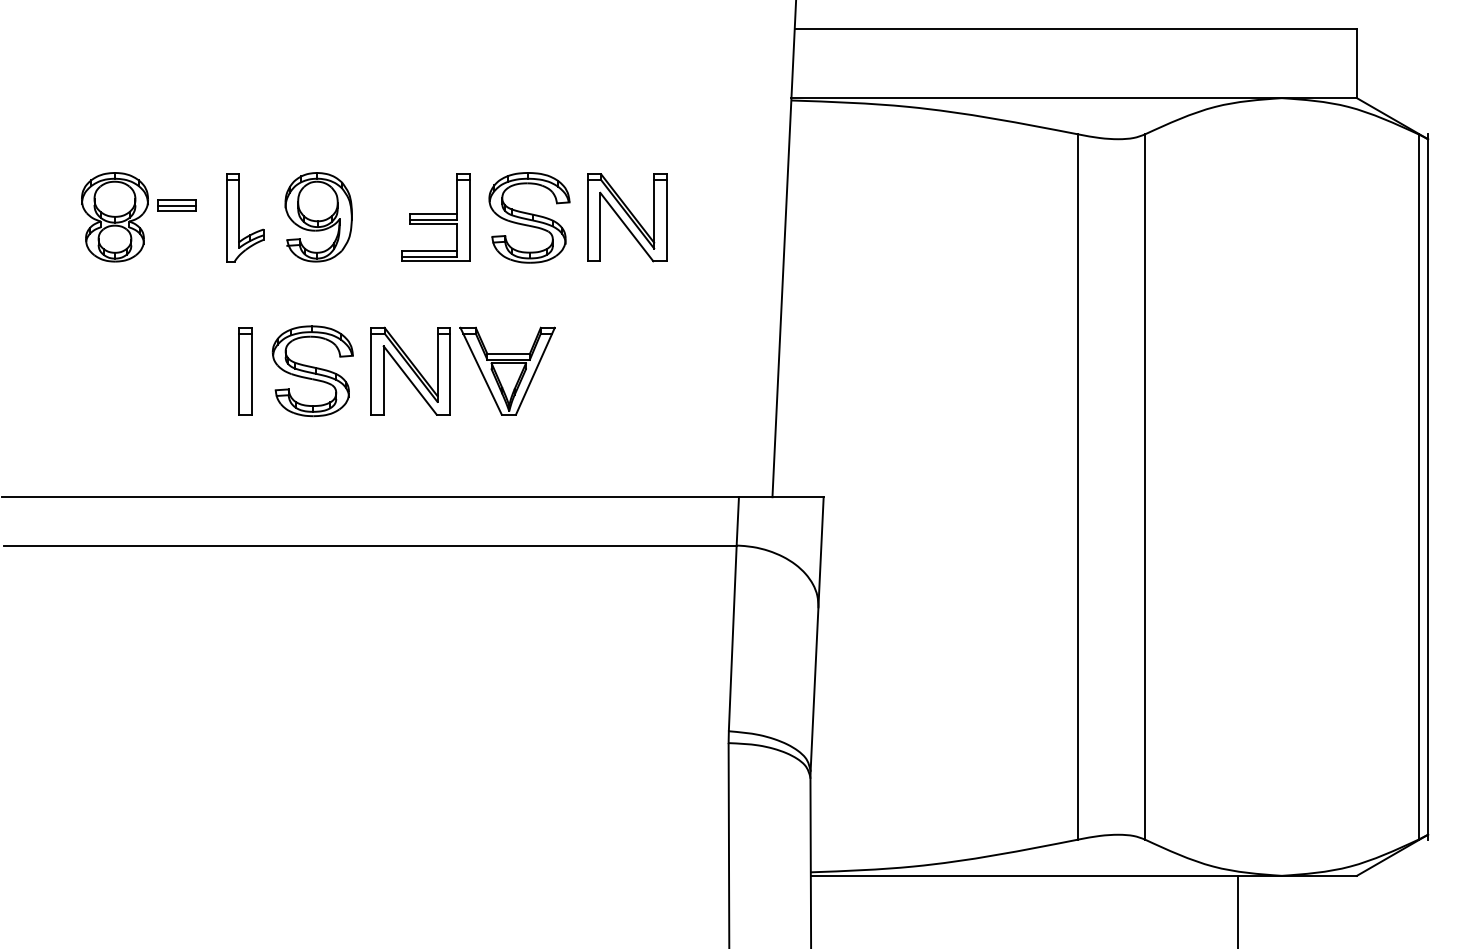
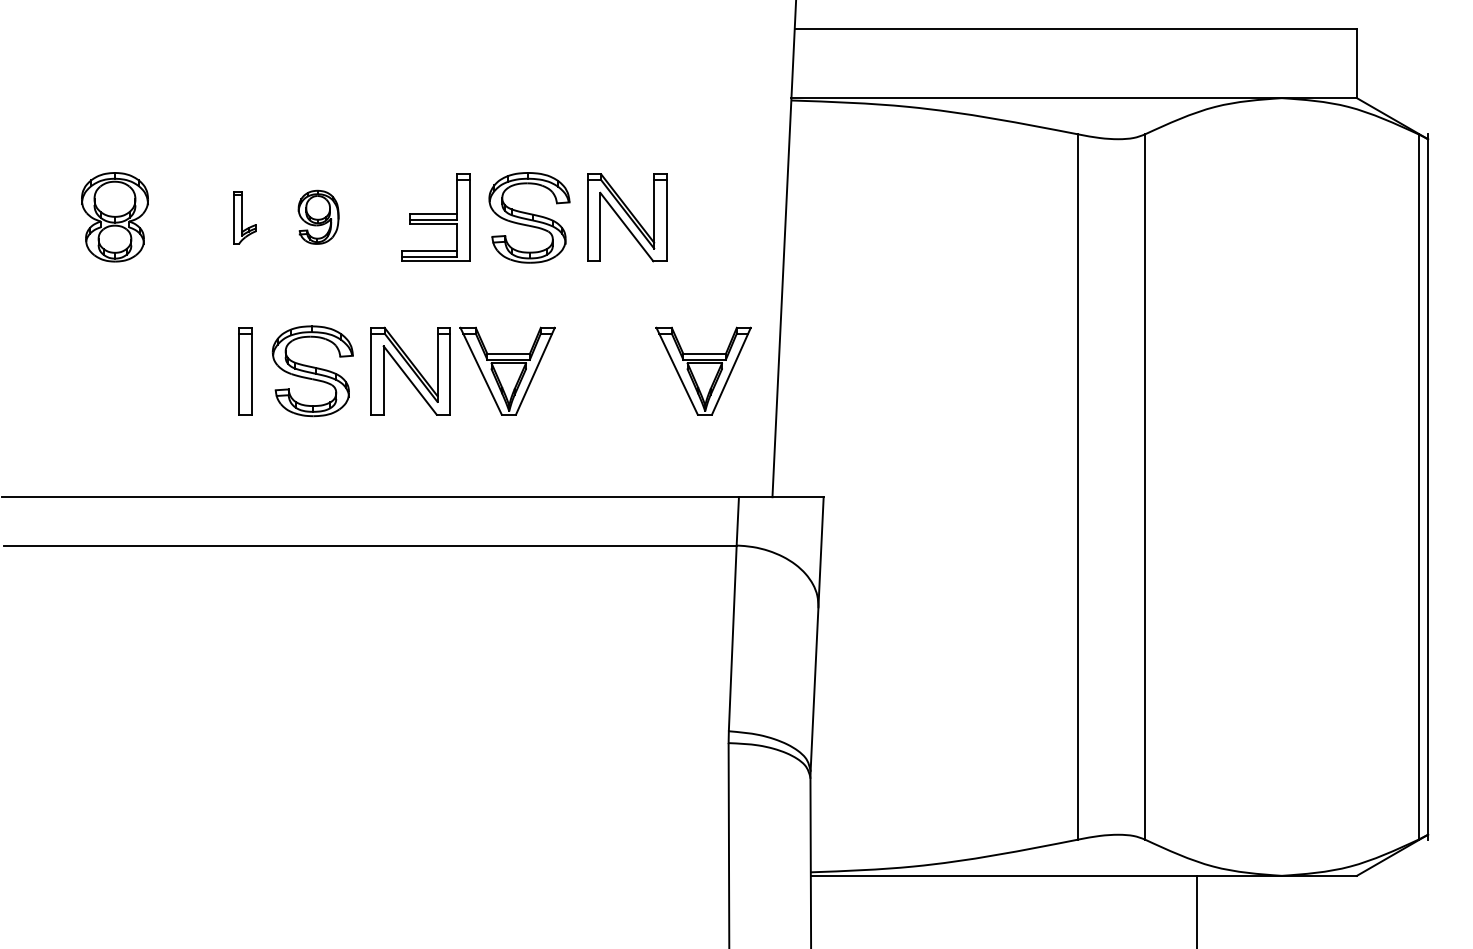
part: present -> none (176, 205)
part size: 39x90 px -> 24x54 px (244, 217)
part size: 69x91 px -> 43x56 px (318, 216)
part: none -> present (703, 370)
line position: (1238, 910) -> (1197, 910) (1197, 910)
